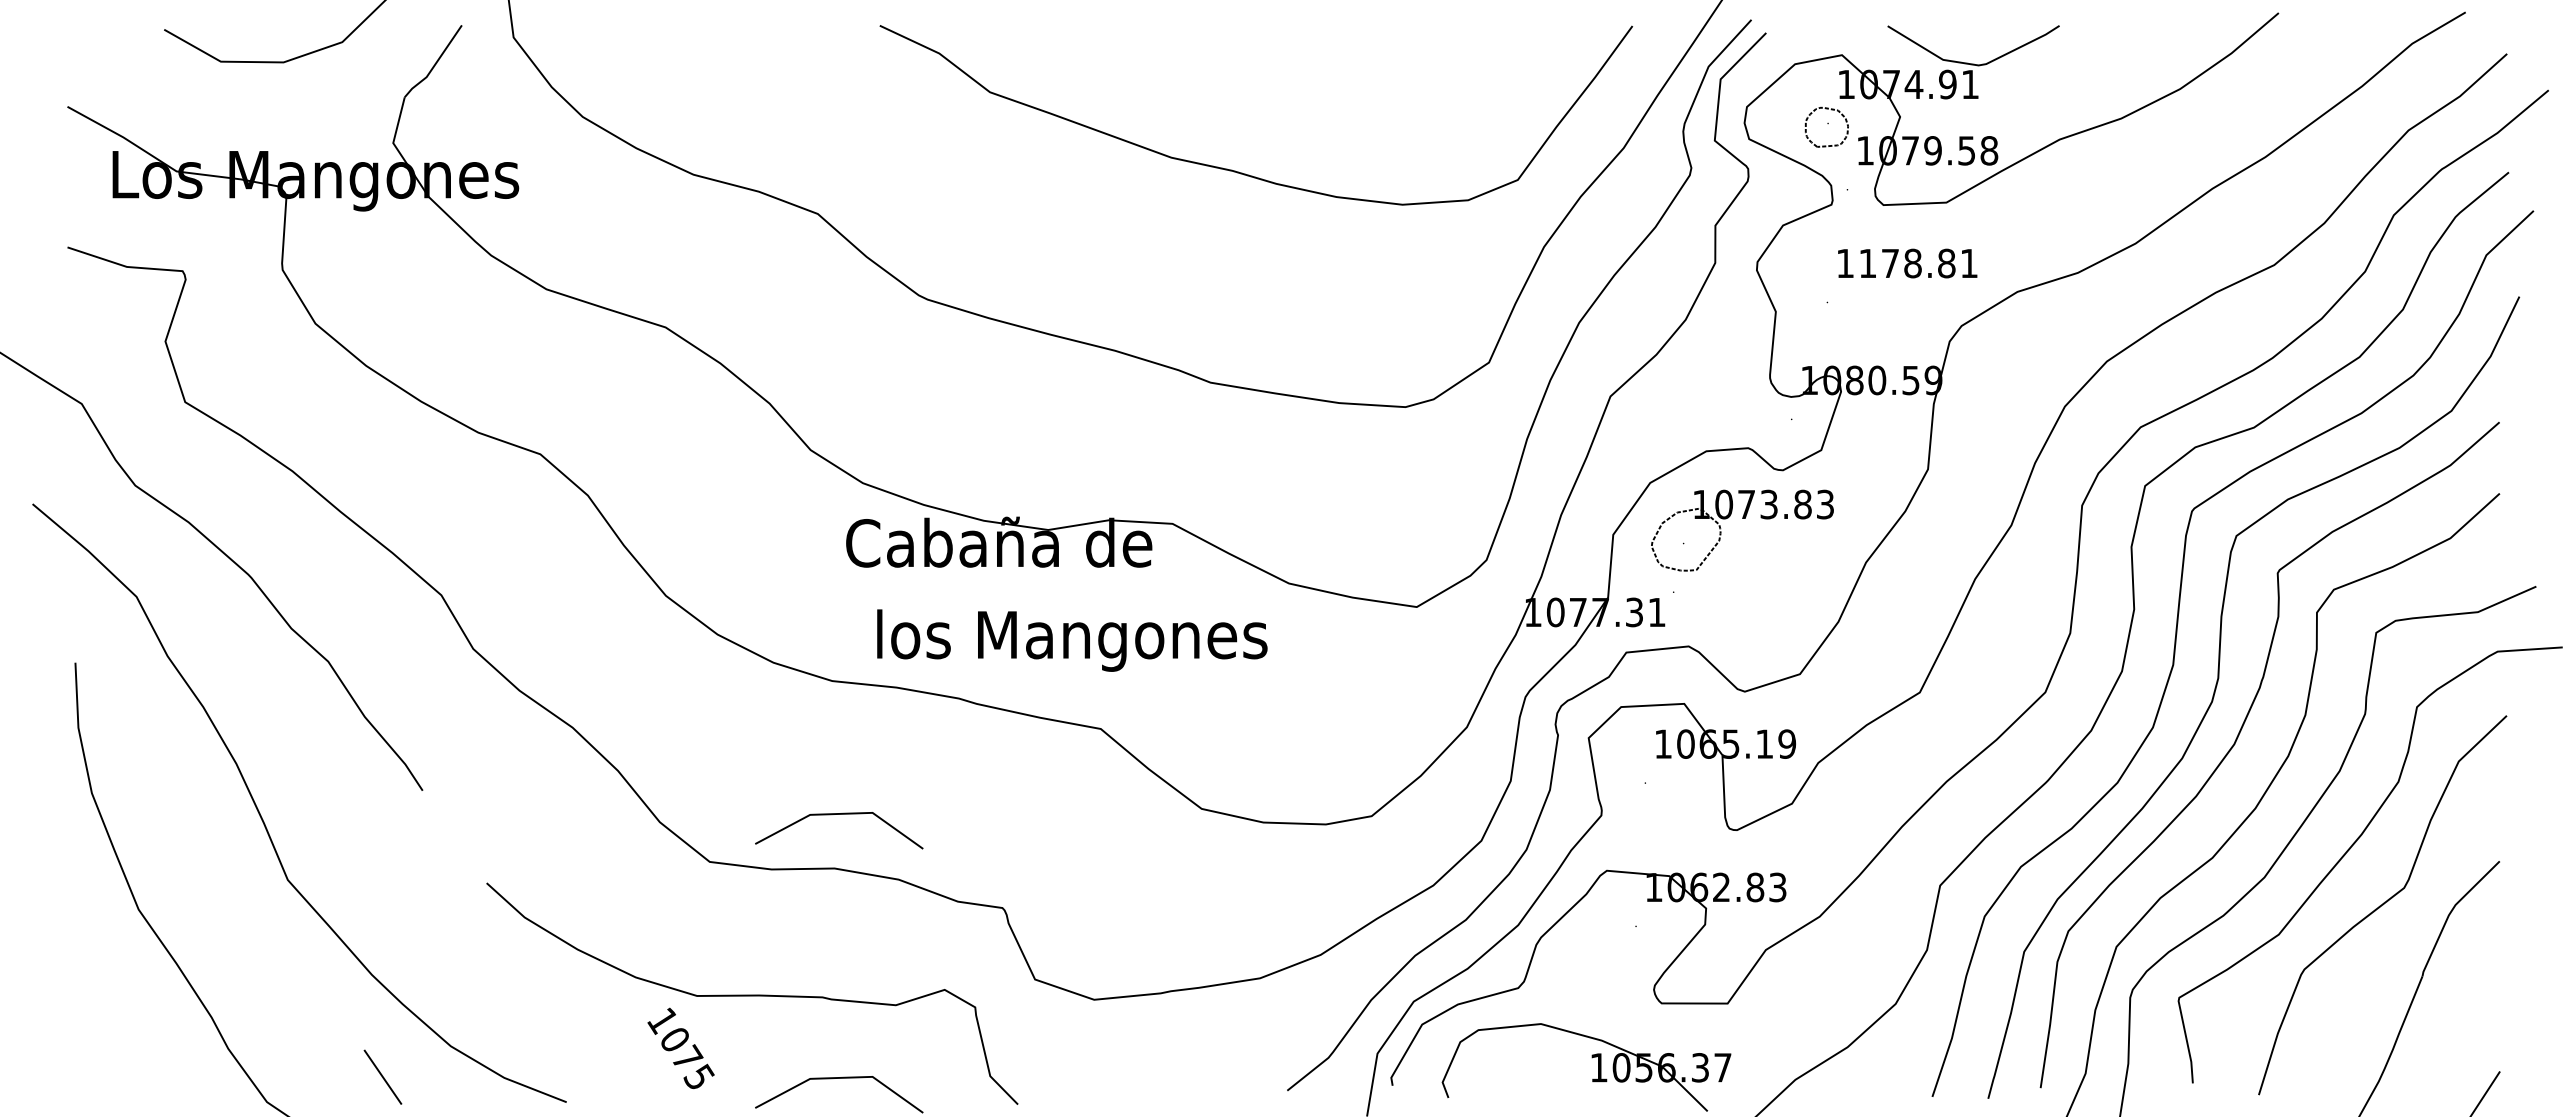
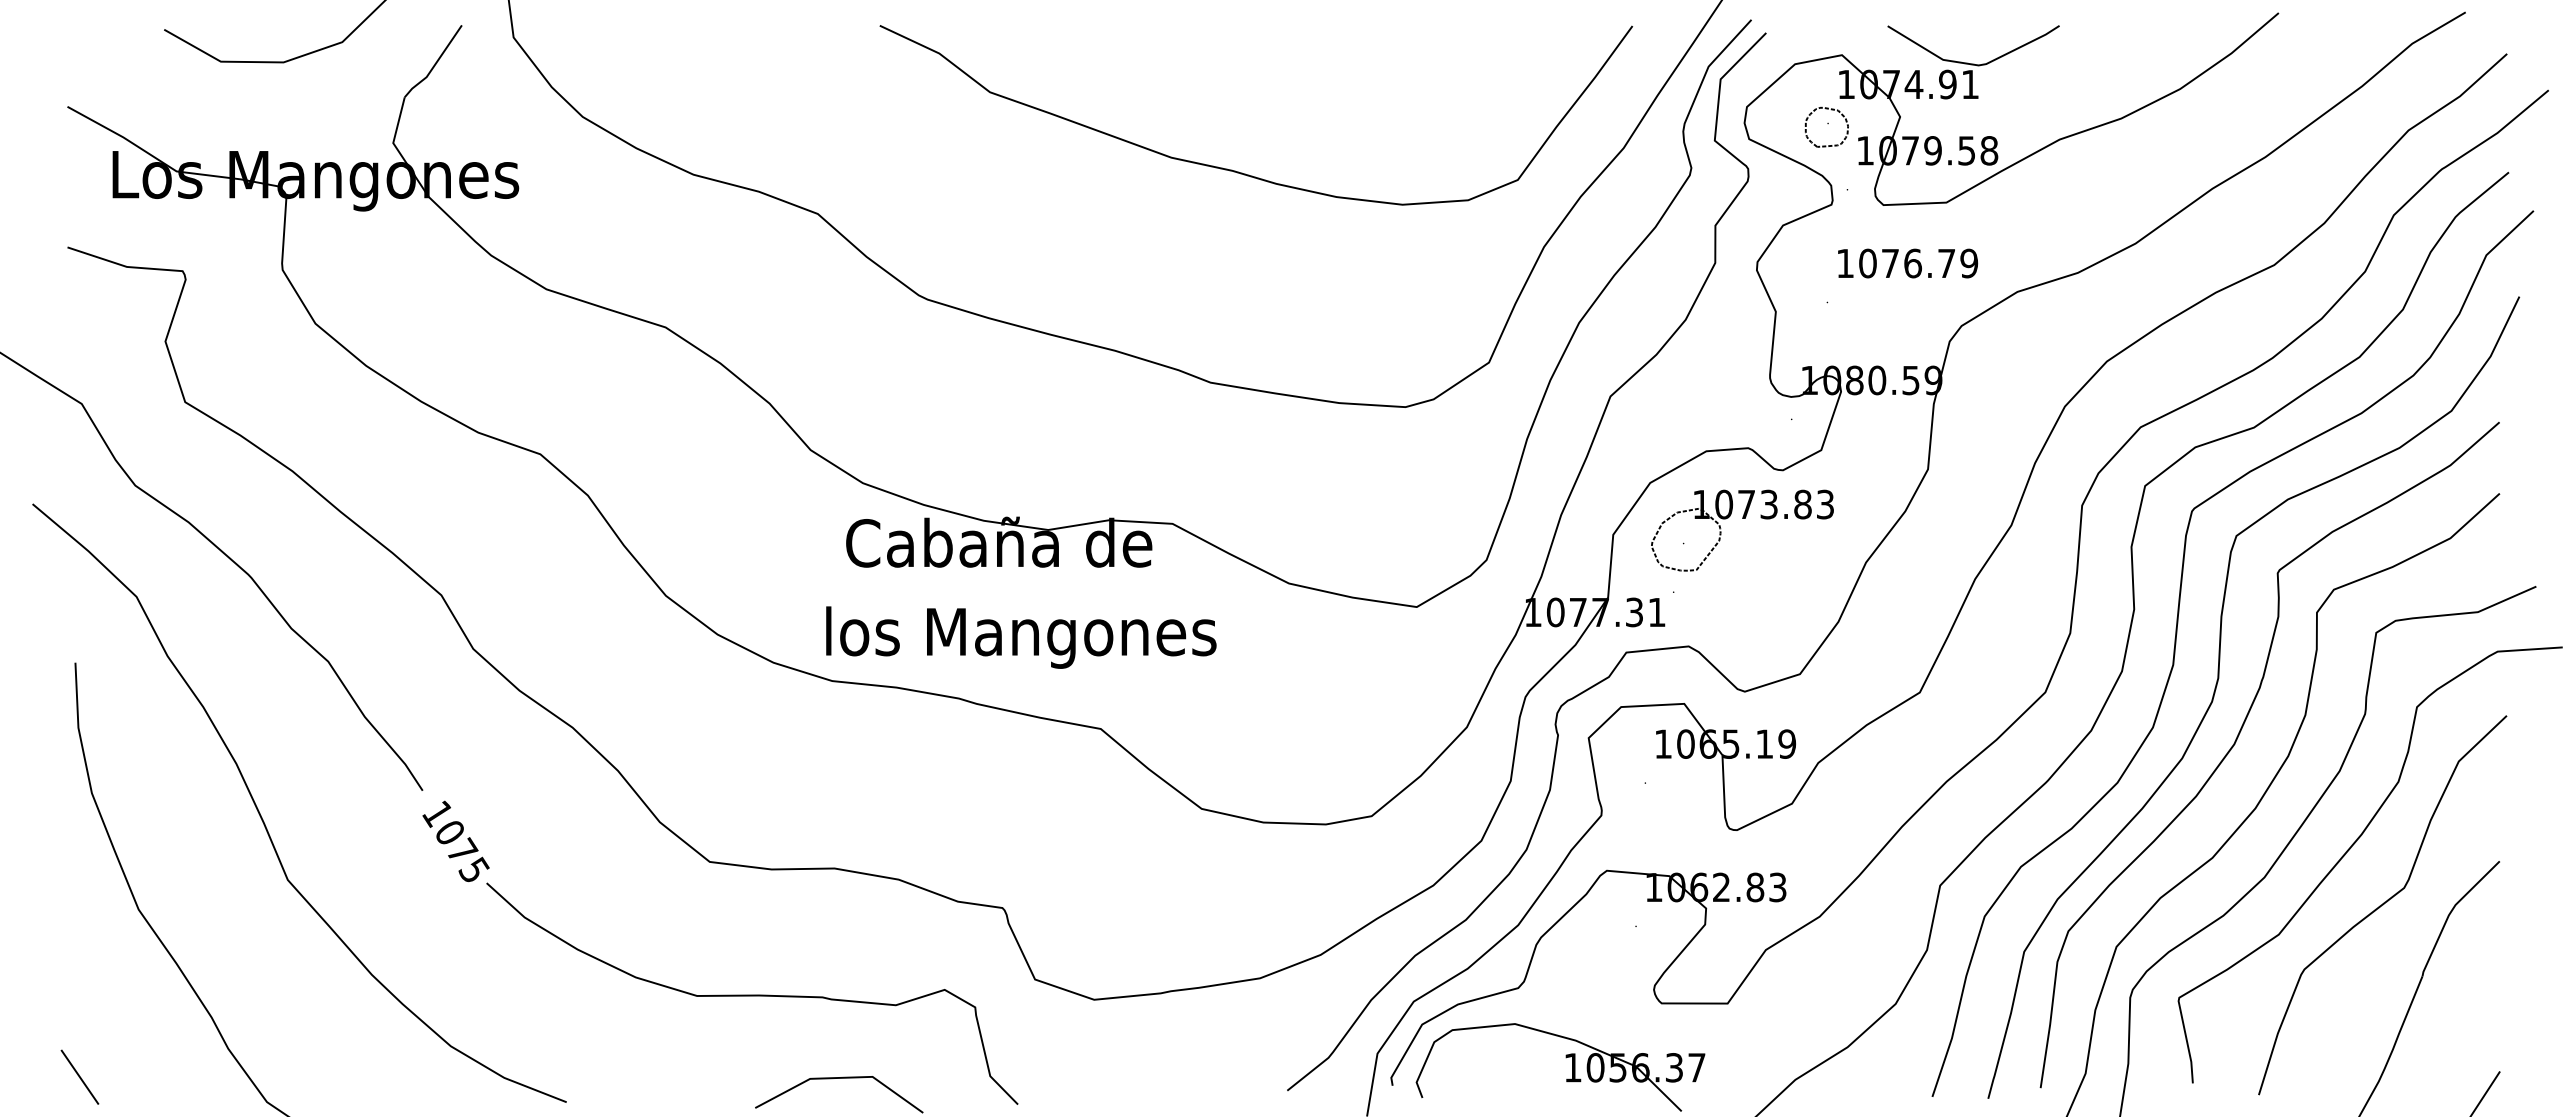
text: 1178.81 -> 1076.79 (1918, 263)
text position: (1072, 640) -> (1021, 637) (1021, 637)
line: present -> none (839, 814)
text position: (680, 1048) -> (455, 841) (455, 841)
part position: (1592, 1058) -> (1566, 1058) (1566, 1058)
line position: (382, 1076) -> (79, 1076) (79, 1076)
